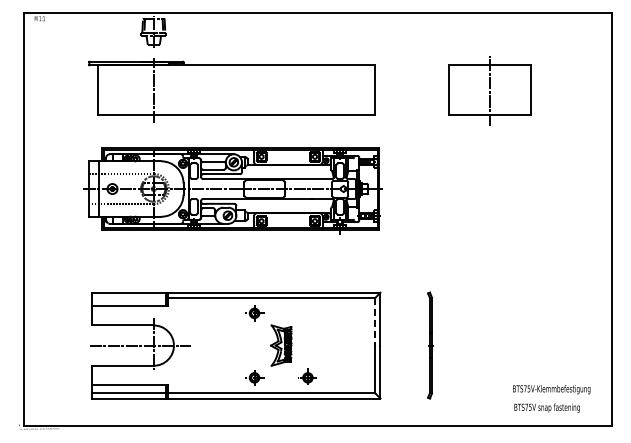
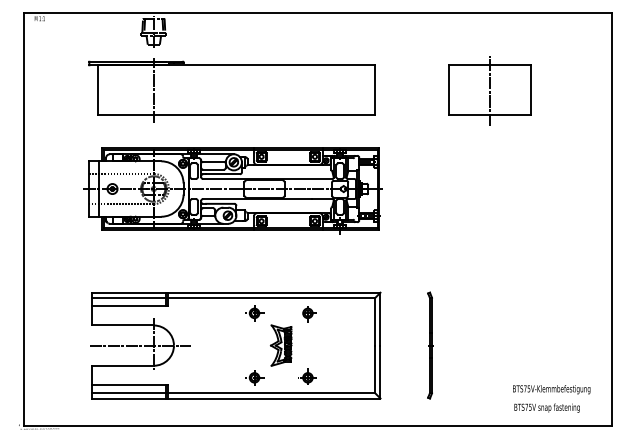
line: none -> present (128, 297)
part: none -> present (309, 314)
line: dashed -> solid (375, 321)
